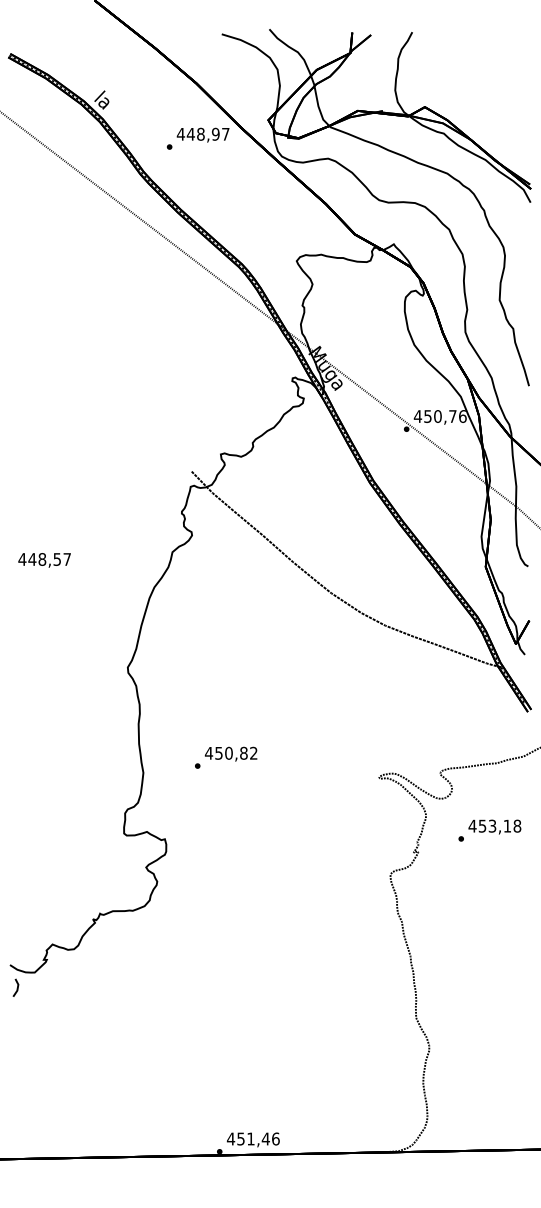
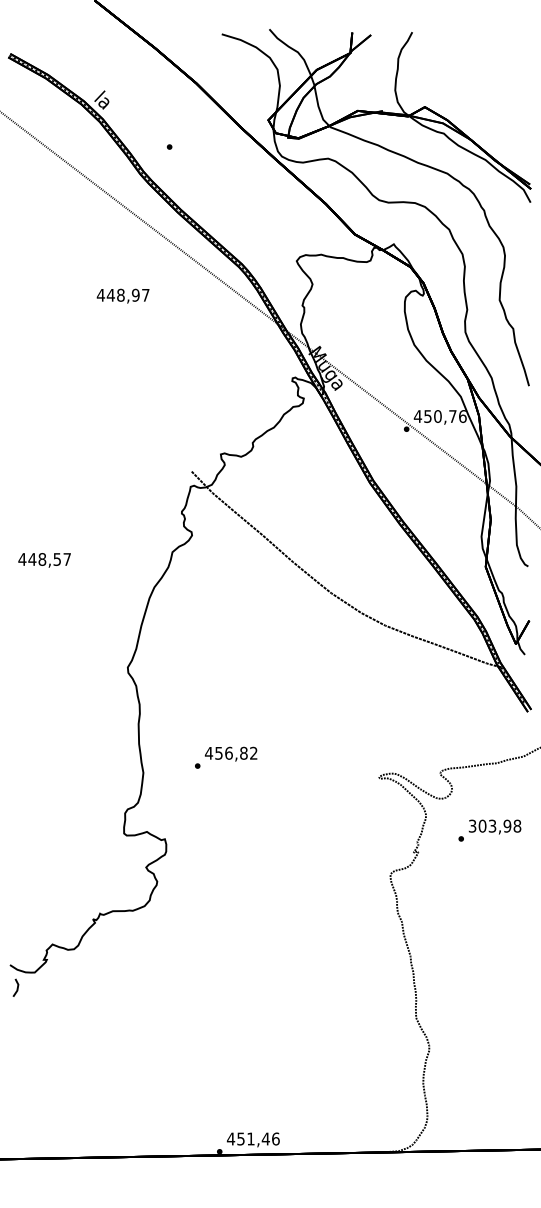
text position: (202, 134) -> (122, 295) (122, 295)
text: 450,82 -> 456,82 (228, 752)
text: 453,18 -> 303,98 (489, 825)
